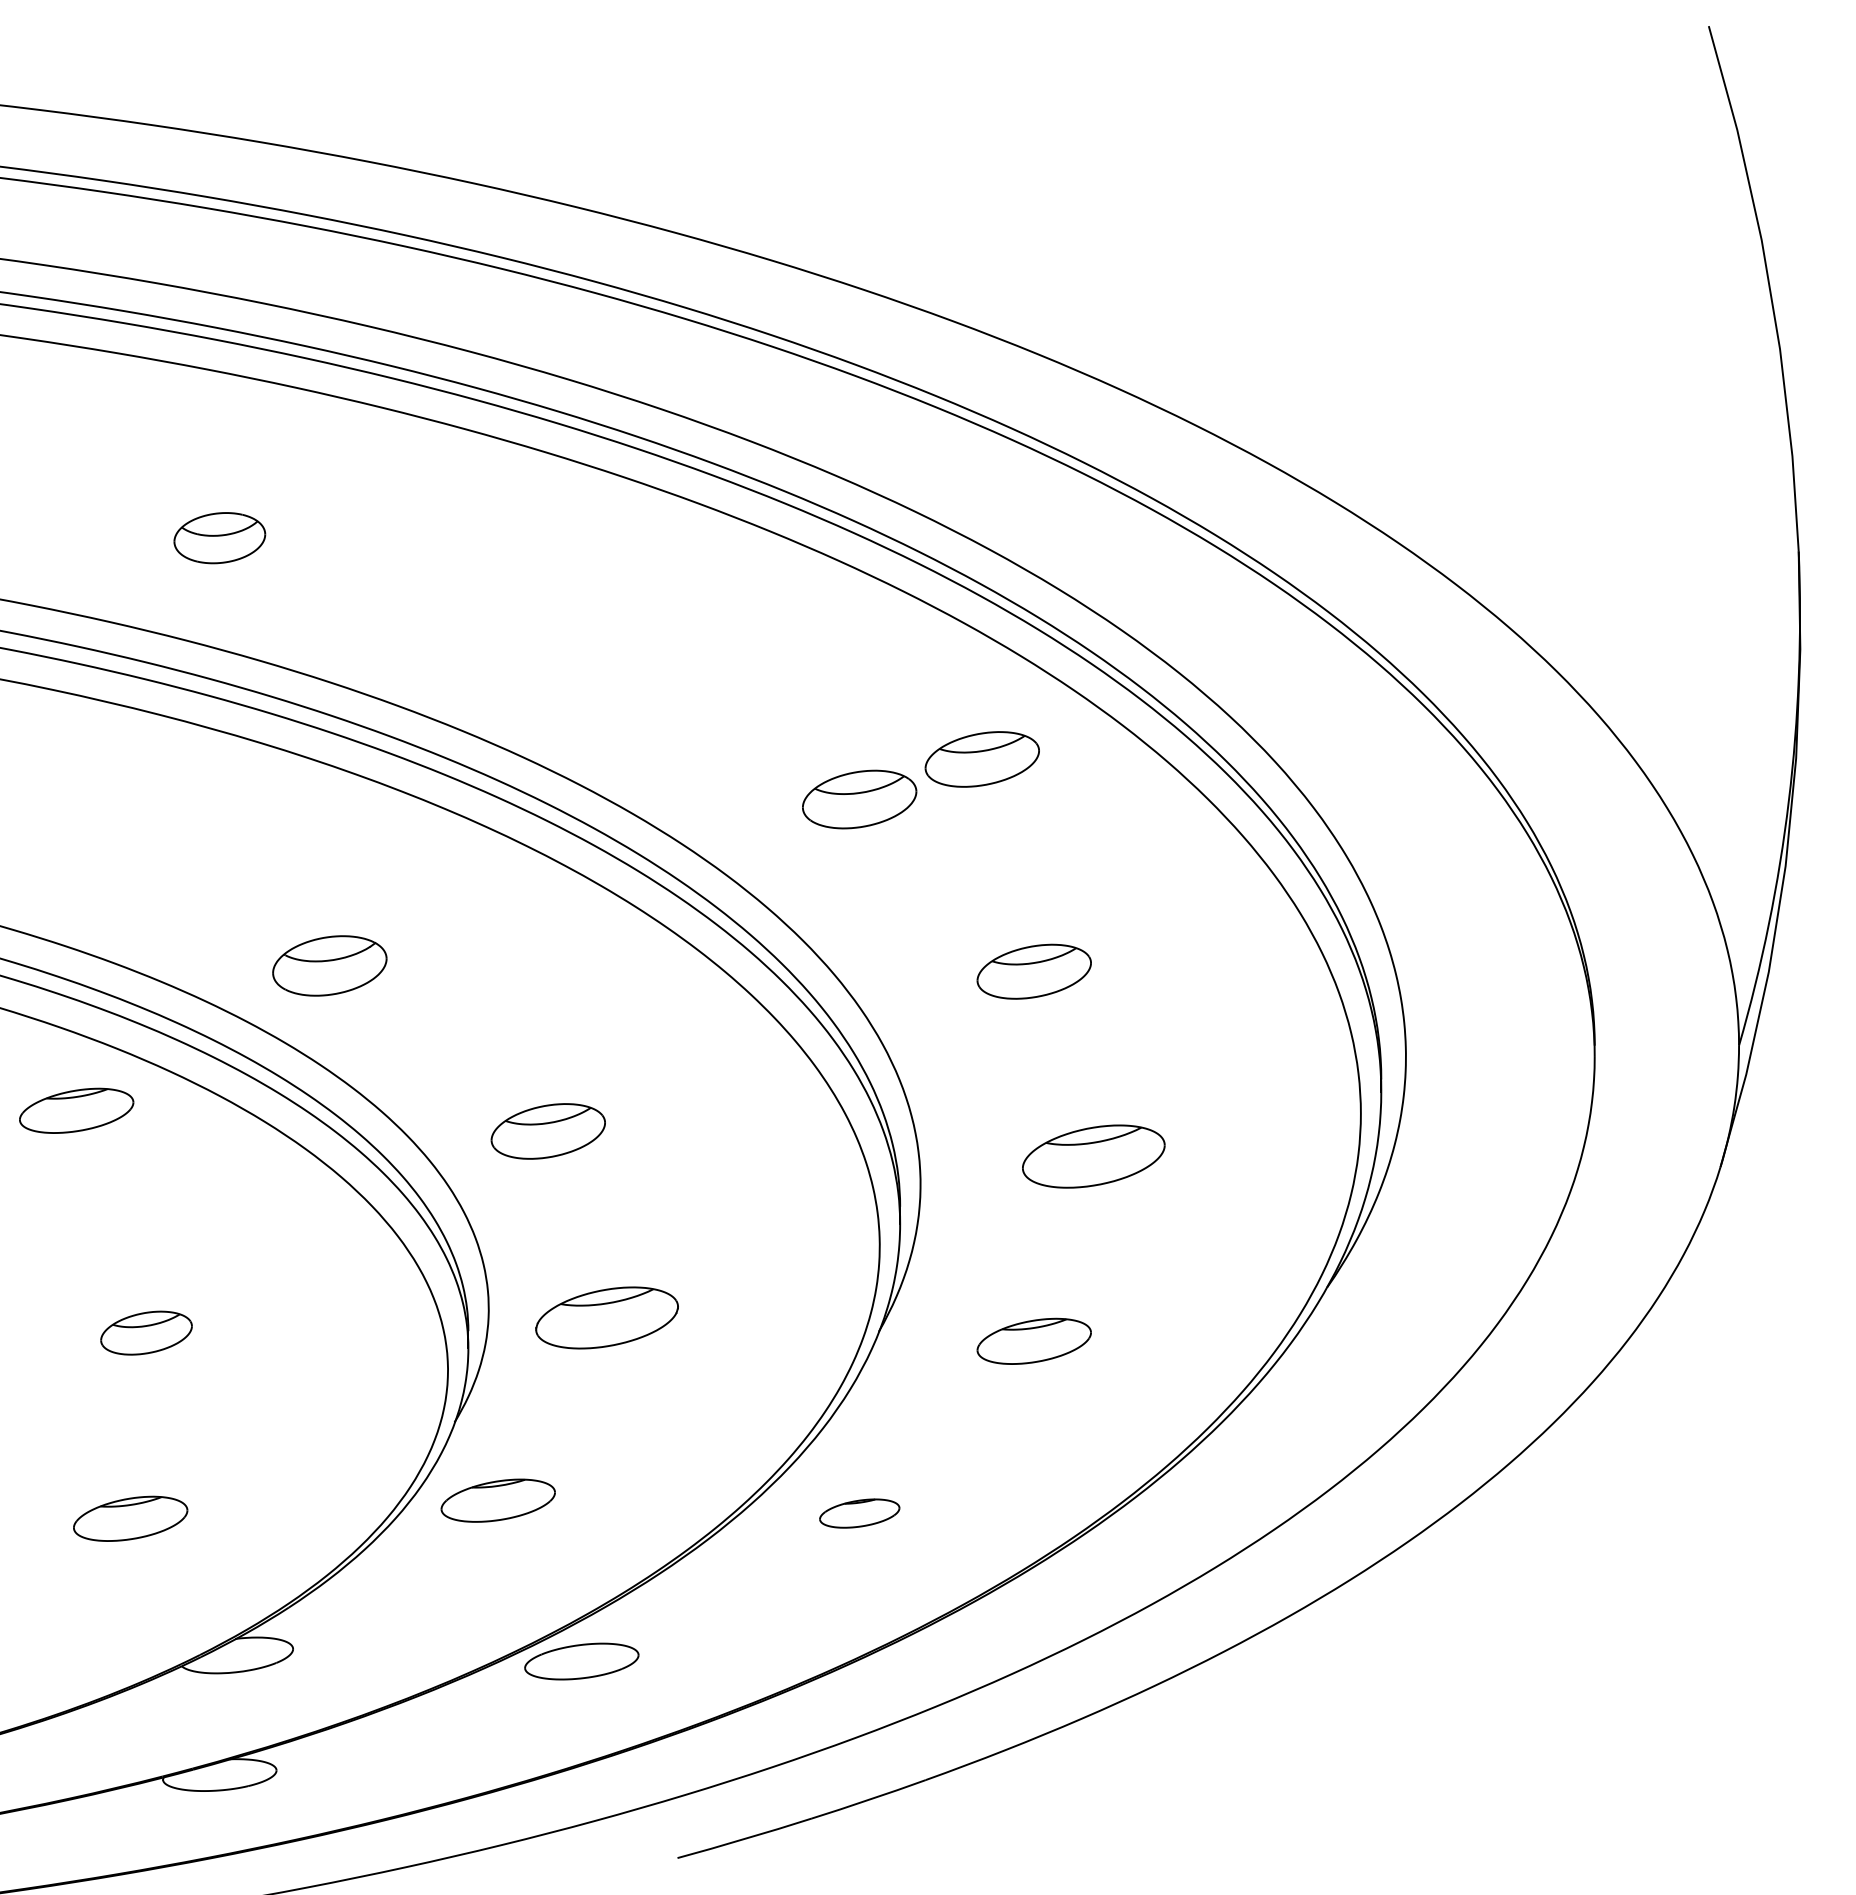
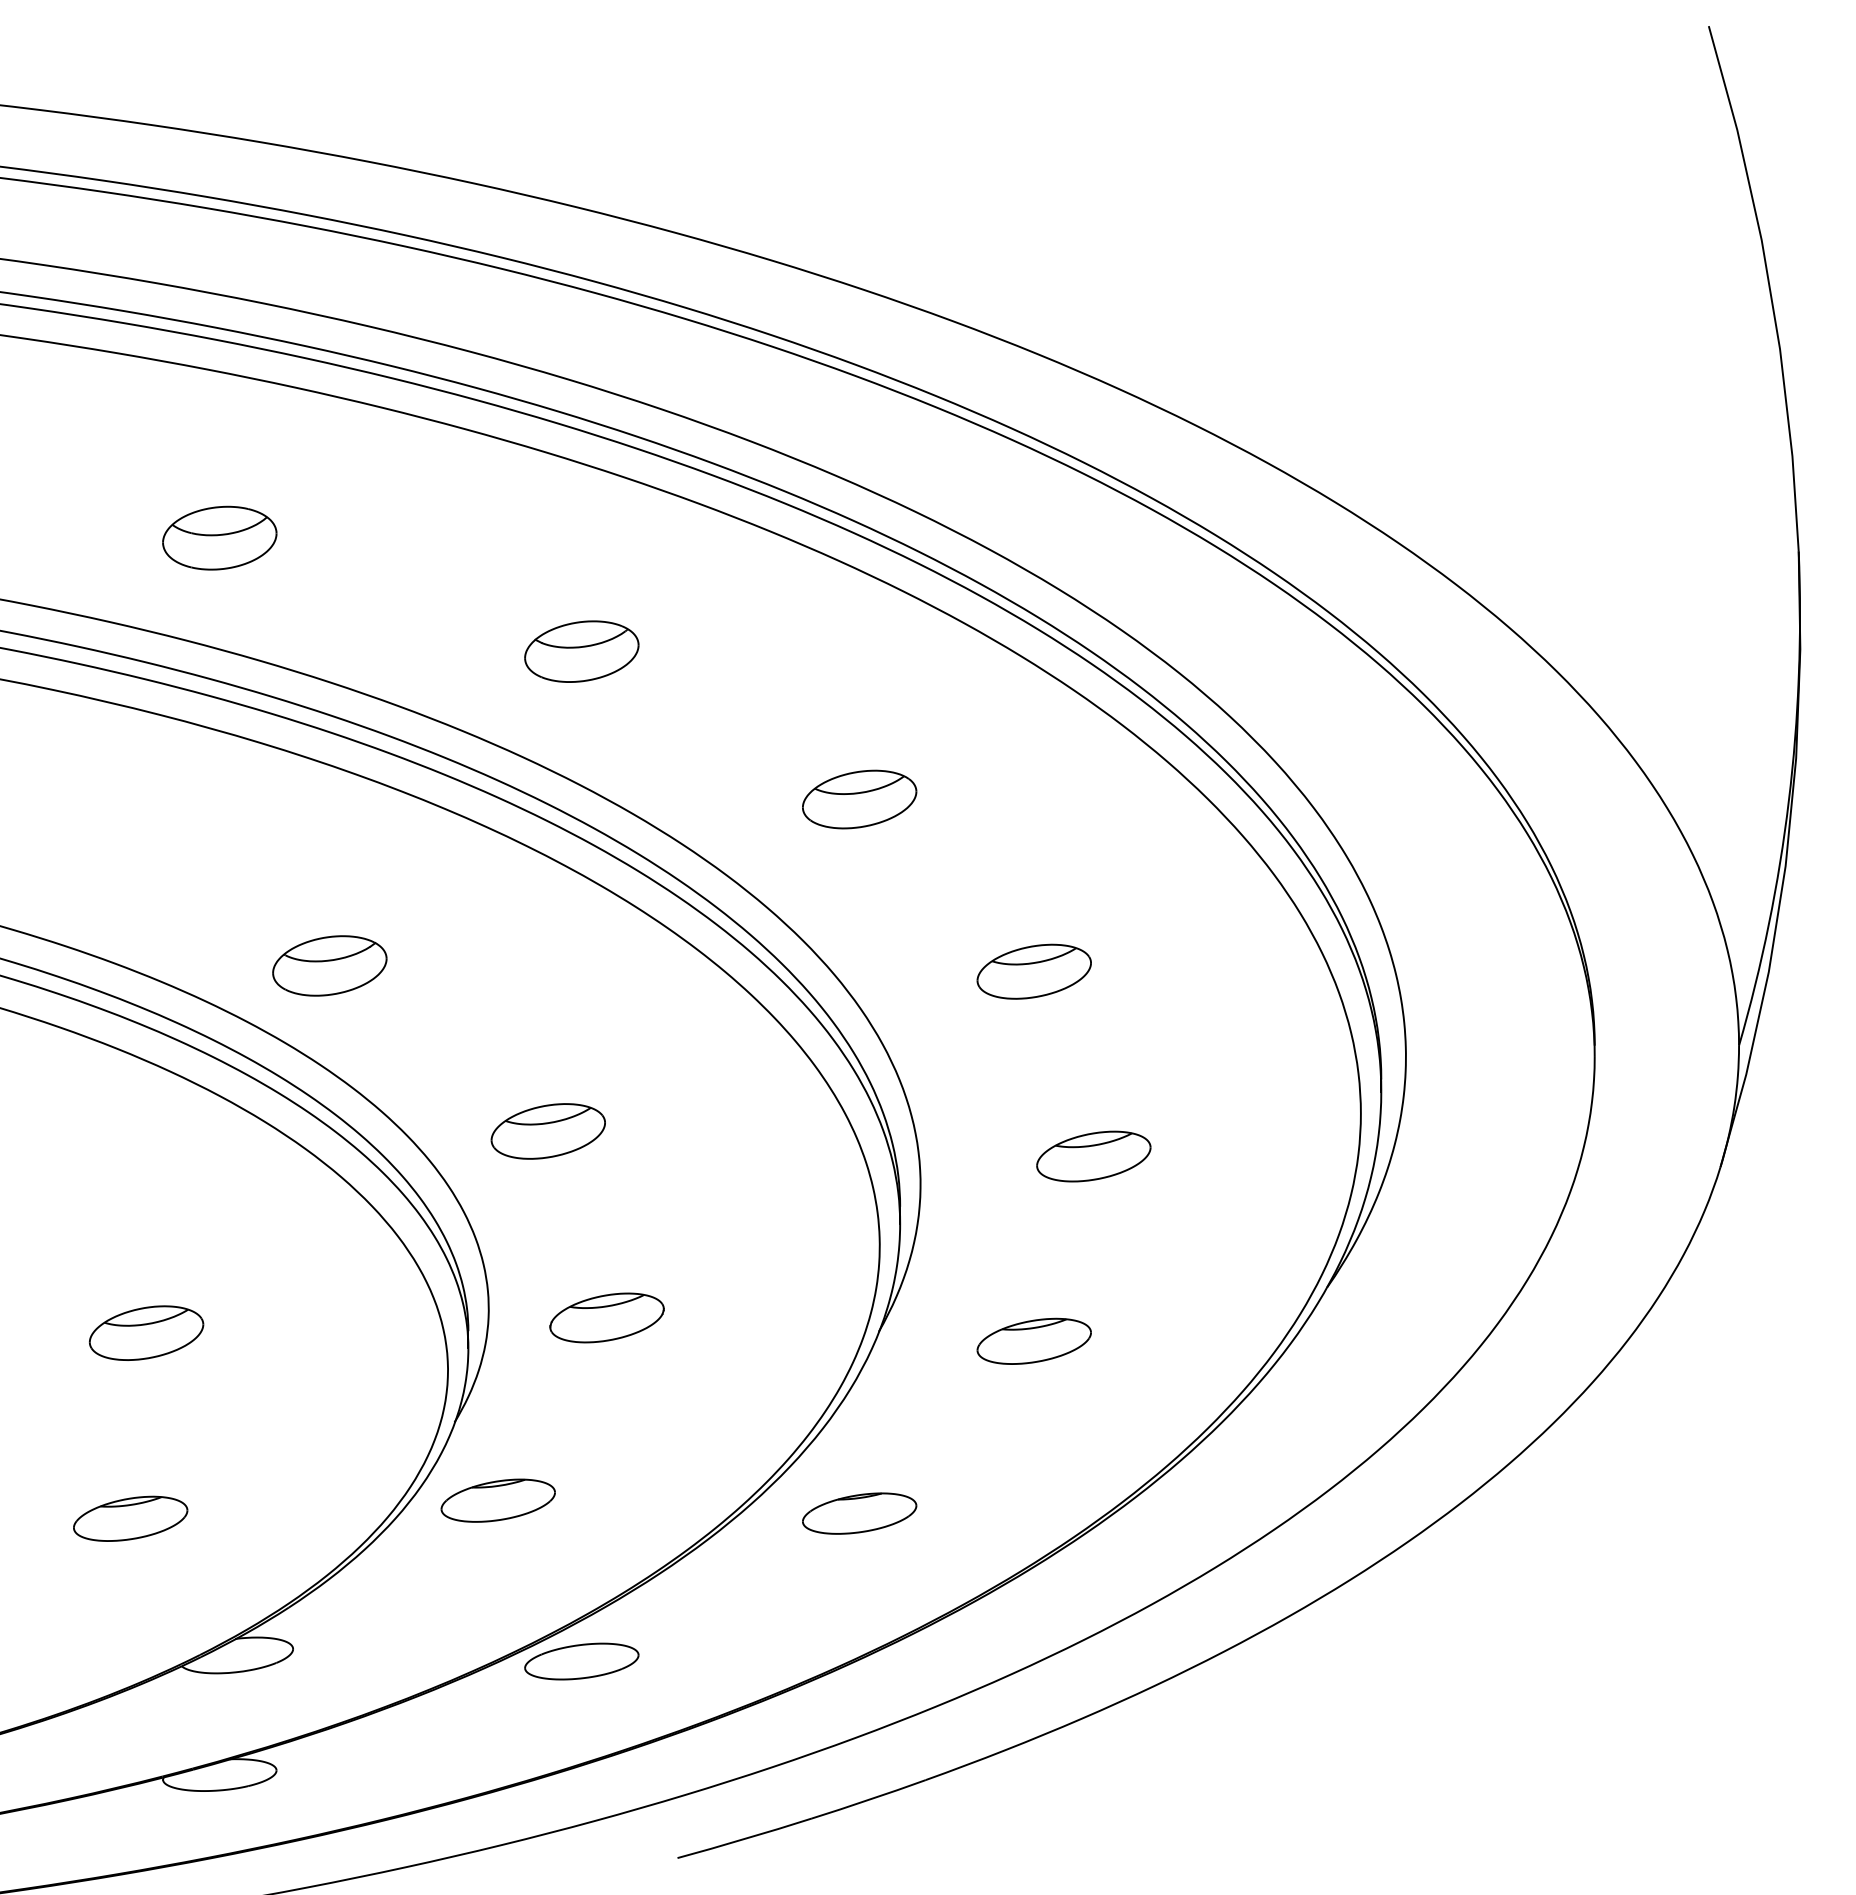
part size: 94x53 px -> 116x66 px (219, 537)
part: none -> present (581, 651)
part: present -> none (981, 759)
part: present -> none (76, 1110)
part size: 144x65 px -> 116x53 px (1093, 1156)
part size: 144x64 px -> 116x52 px (606, 1317)
part size: 93x46 px -> 117x56 px (146, 1332)
part size: 82x31 px -> 116x43 px (859, 1513)
